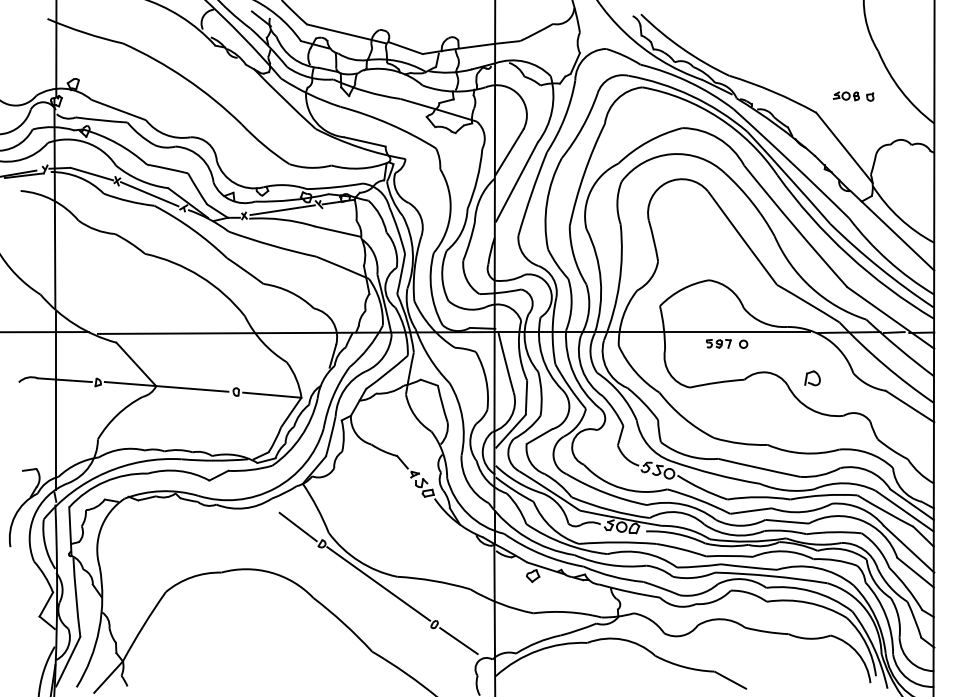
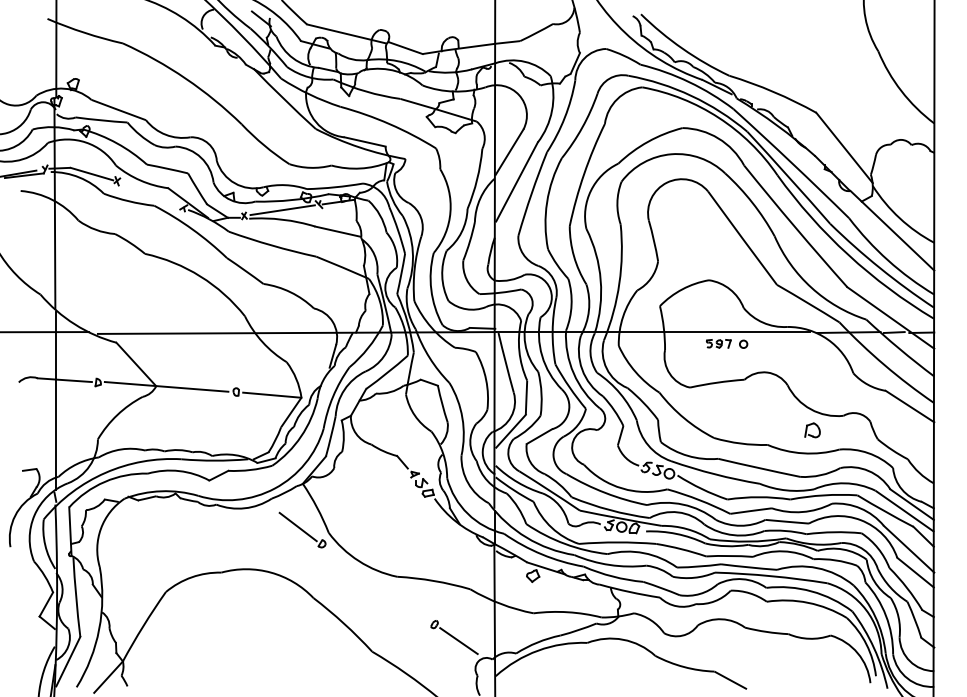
part: present -> none (853, 96)
line: present -> none (149, 194)
part position: (812, 378) -> (812, 430) (812, 430)
line: present -> none (378, 583)
